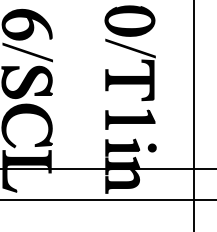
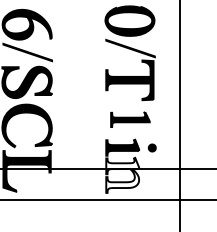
line position: (193, 115) -> (179, 115) (179, 115)
part size: 51x21 px -> 41x17 px (130, 119)
fill: present -> none (122, 174)
